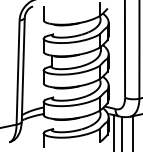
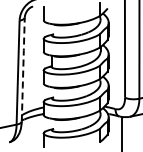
line: solid -> dashed (23, 69)
line: present -> none (113, 131)
line: present -> none (133, 132)
